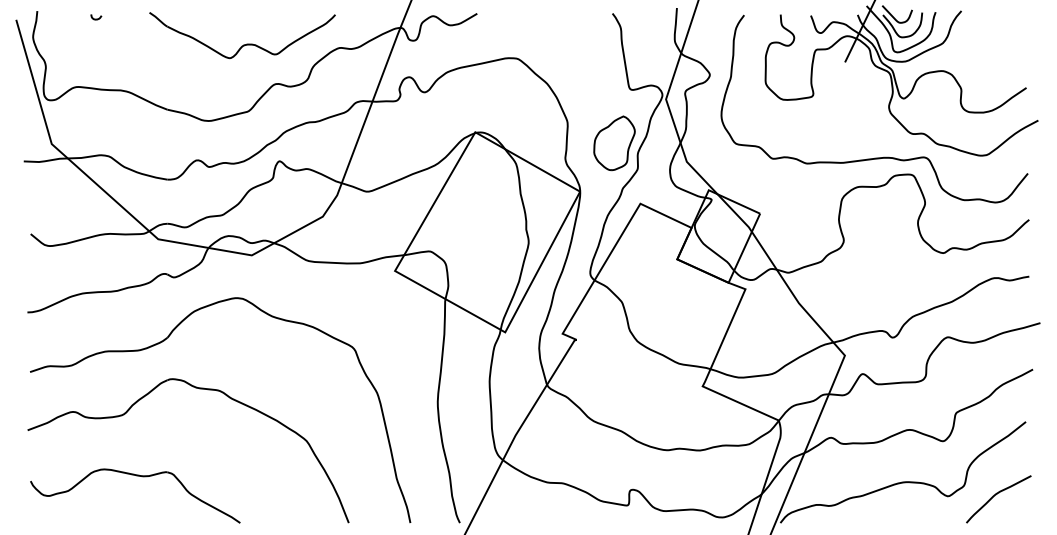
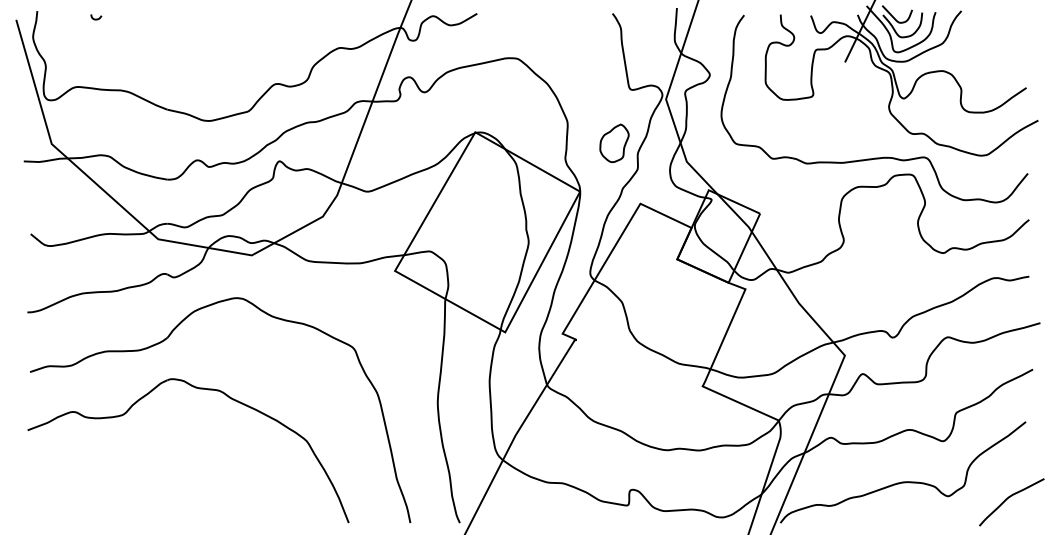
part: present -> none (246, 43)
part size: 43x57 px -> 31x41 px (614, 143)
part: present -> none (136, 476)
curve position: (996, 495) -> (1009, 498) (1009, 498)
